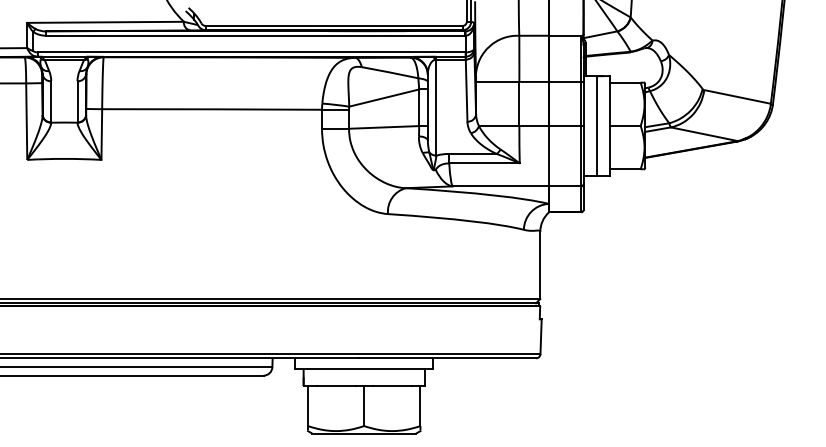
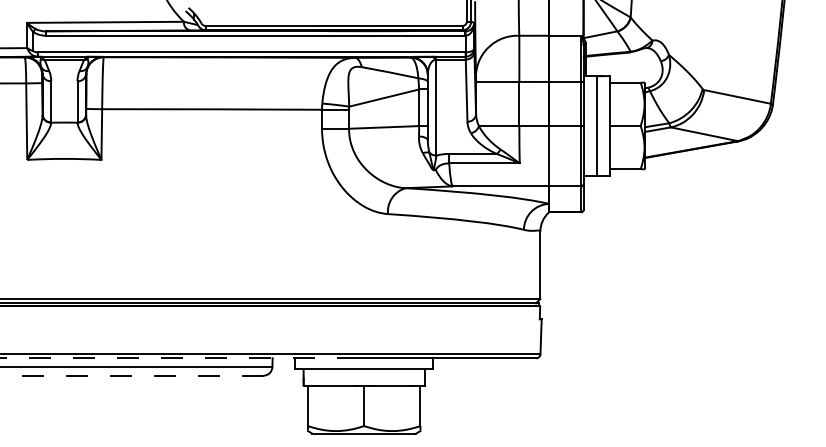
line: solid -> dashed (179, 358)
line: solid -> dashed (131, 375)
